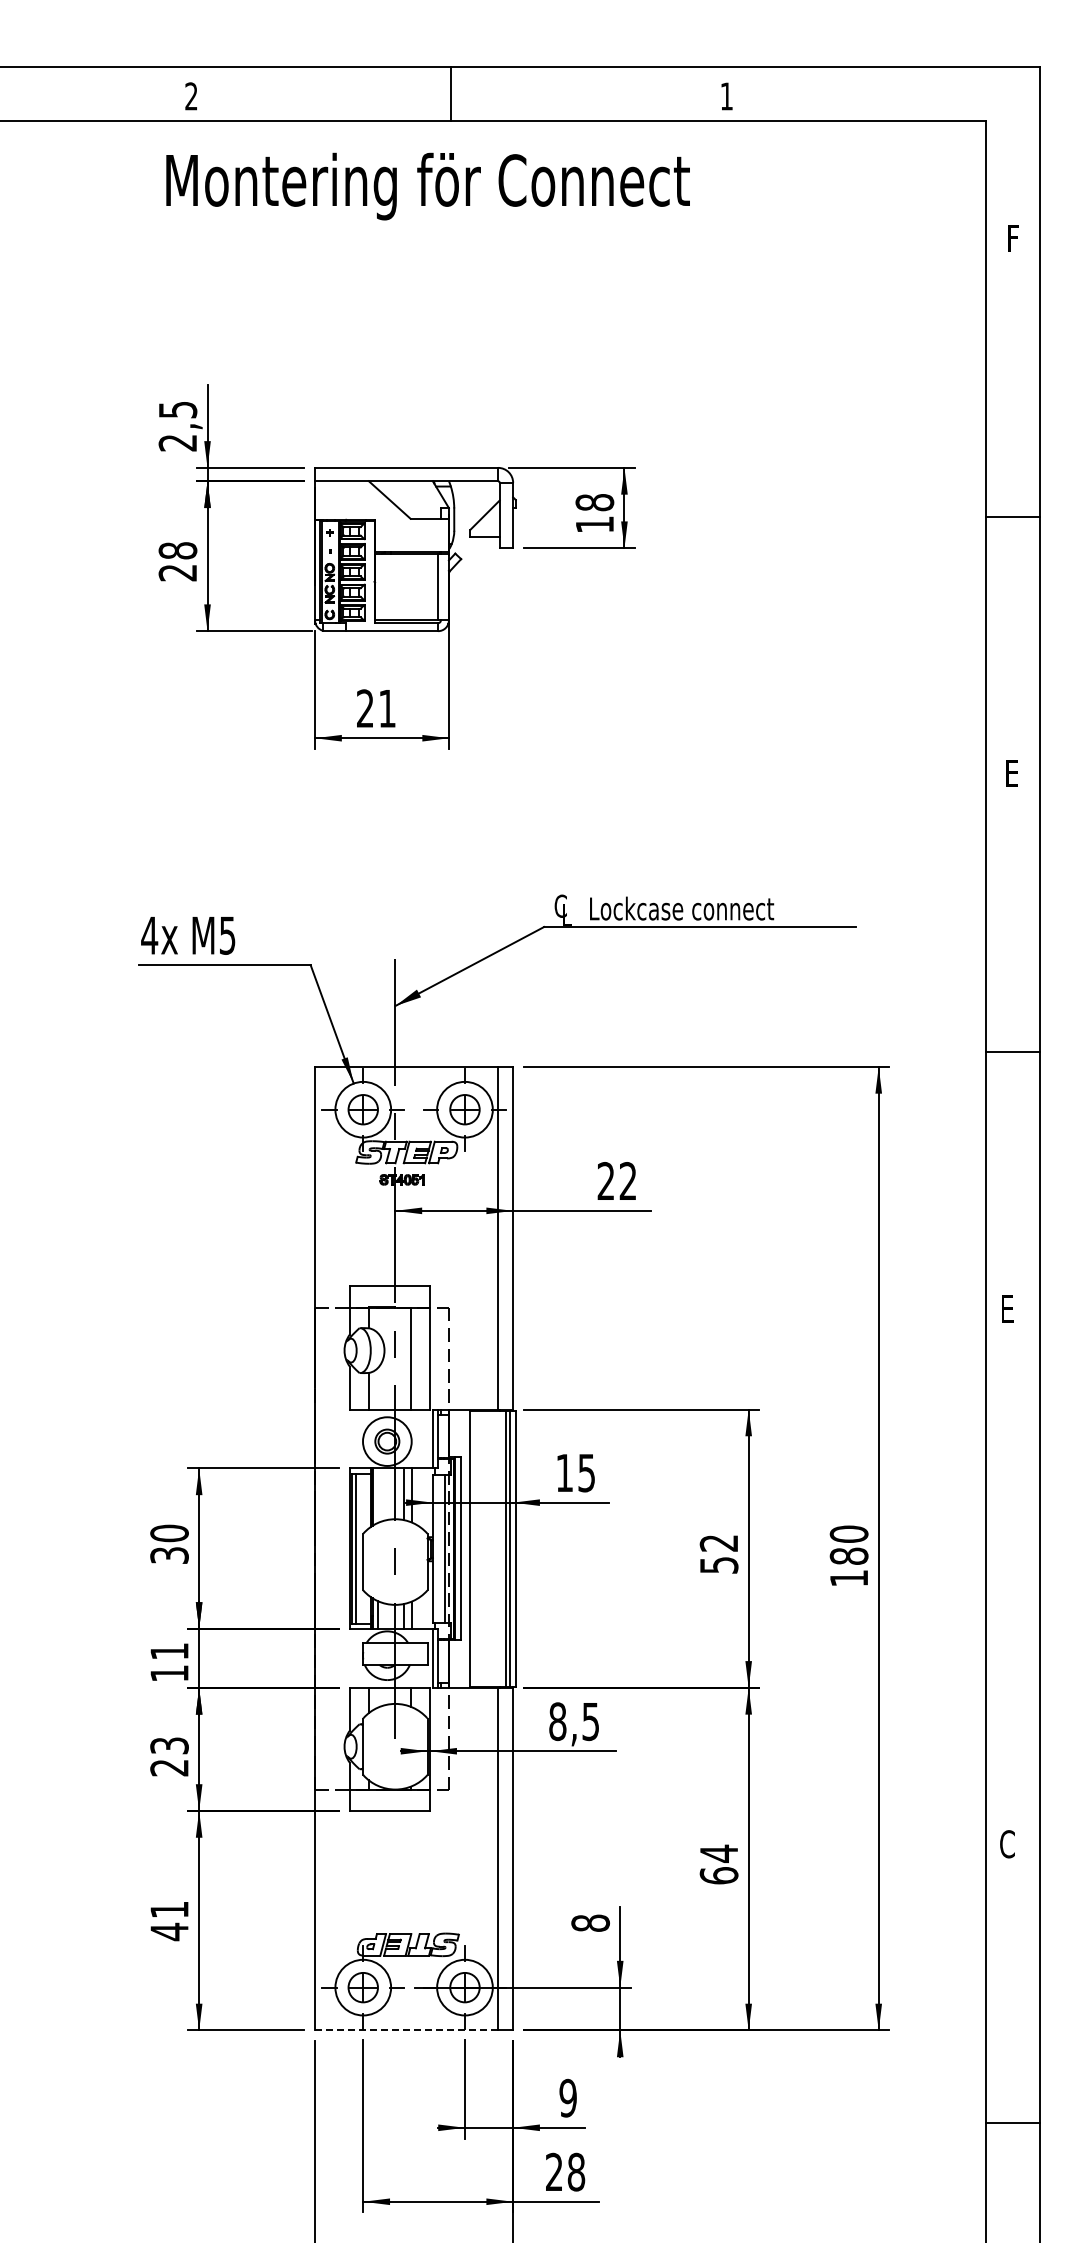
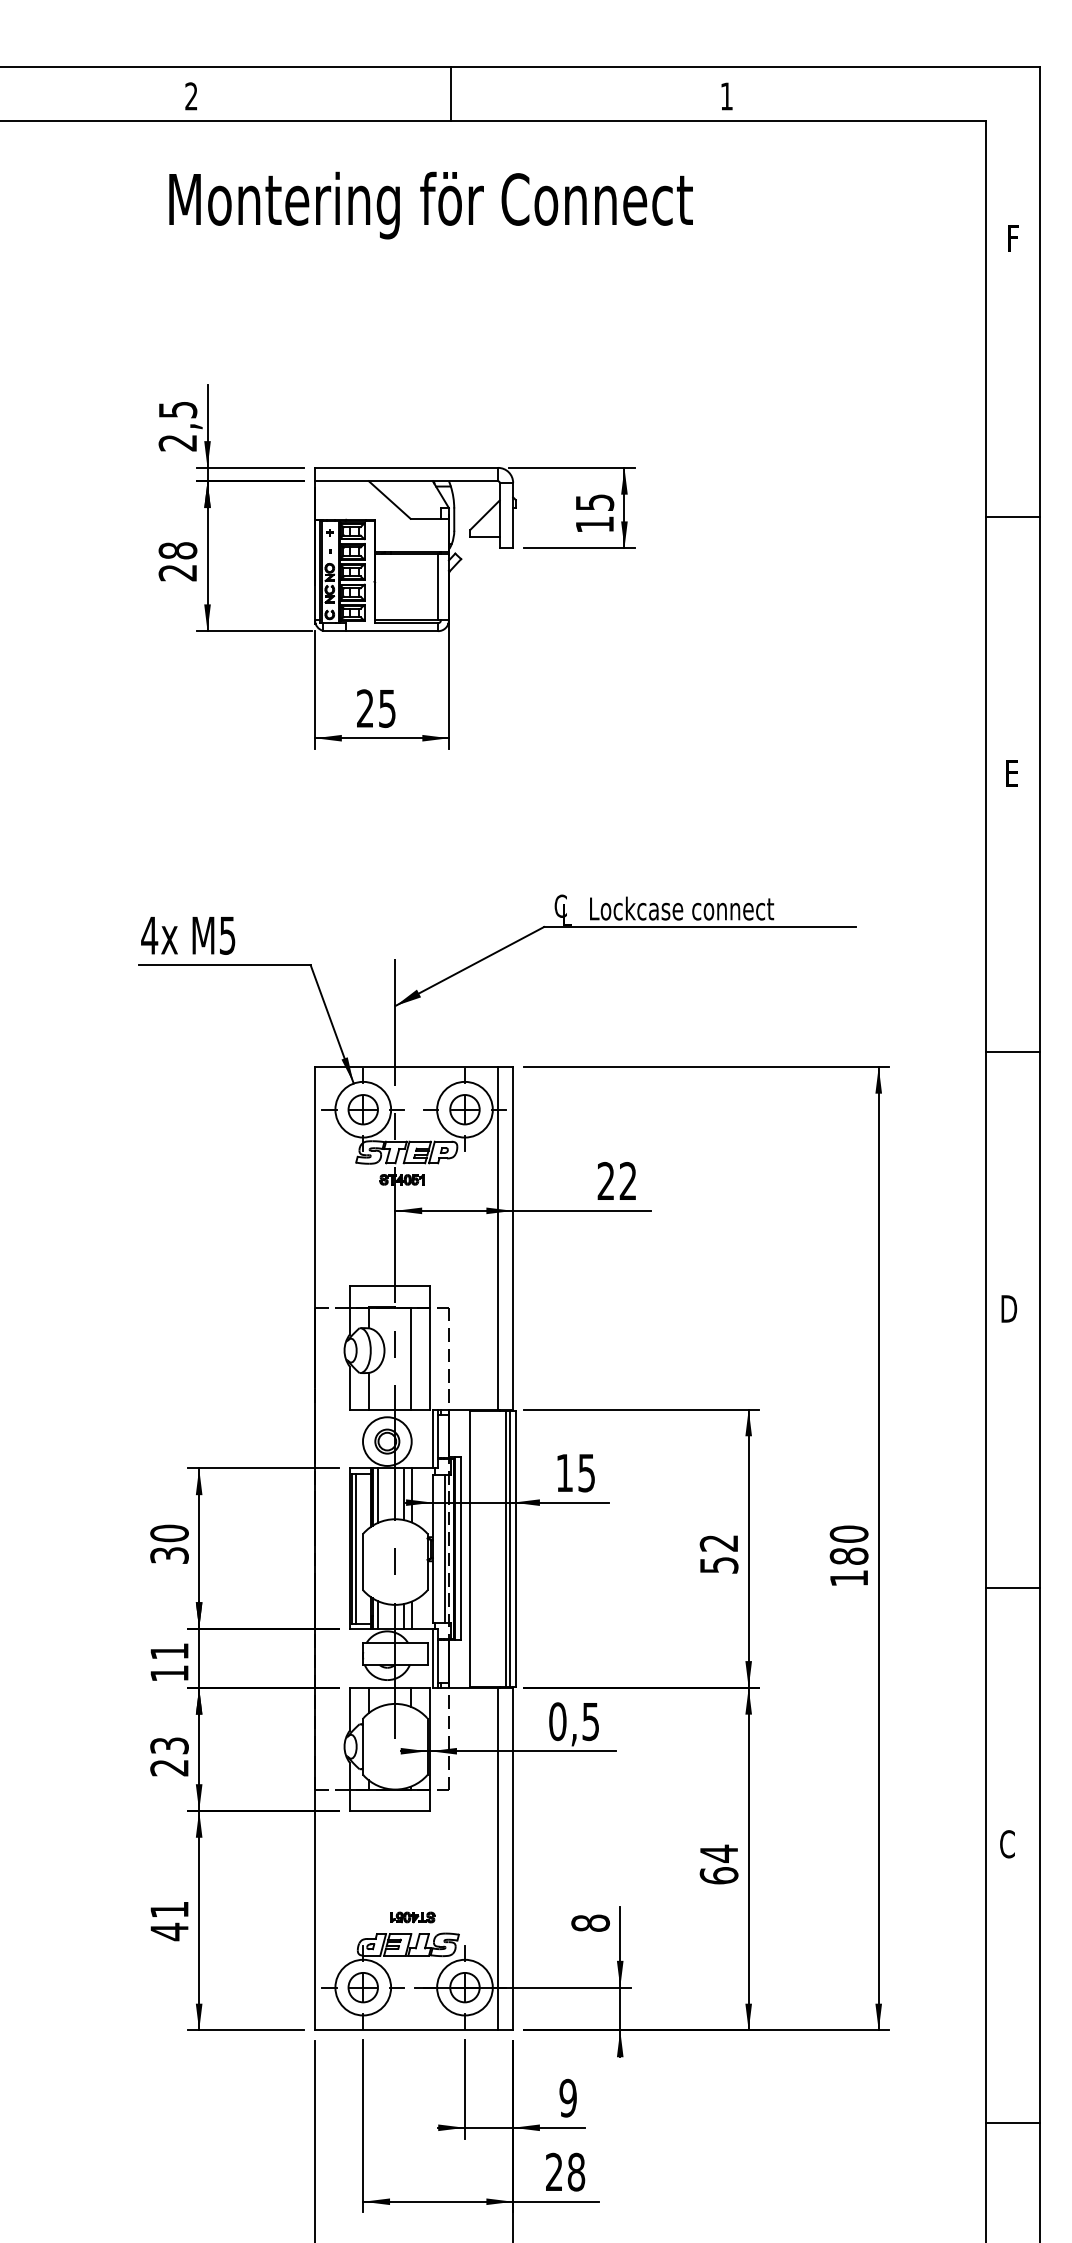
text position: (427, 186) -> (430, 205) (430, 205)
text: 18 -> 15 (594, 502)
text: 21 -> 25 (387, 709)
text: E -> D (1009, 1308)
line: none -> present (377, 1495)
line: none -> present (1012, 1587)
text: 8,5 -> 0,5 (557, 1721)
part: none -> present (412, 1917)
line: dashed -> solid (406, 2030)
